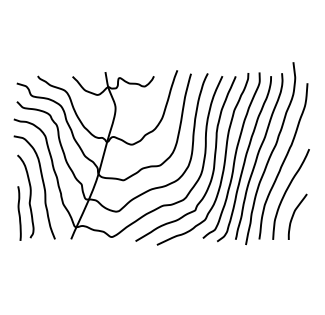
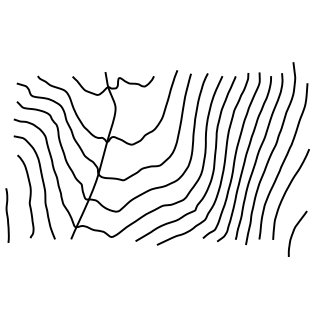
curve position: (19, 213) -> (7, 215) (7, 215)
curve position: (294, 214) -> (294, 231) (294, 231)
